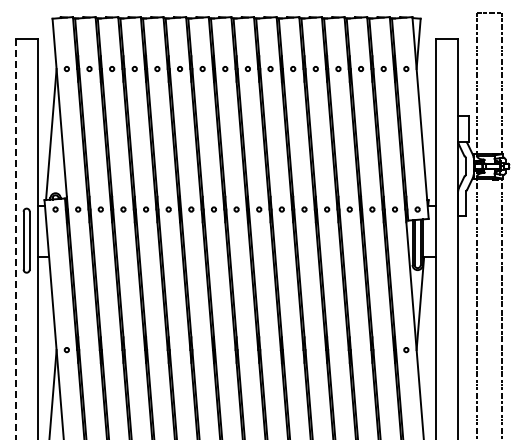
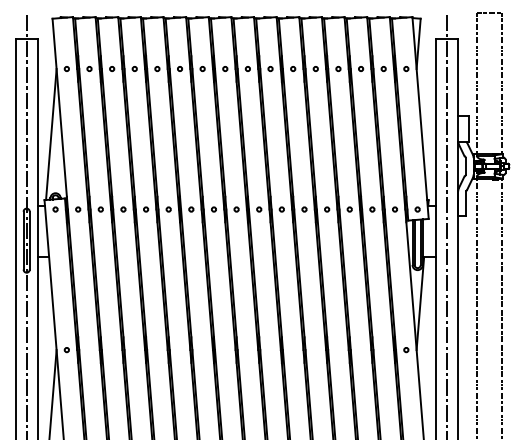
line: none -> present (26, 225)
line: none -> present (446, 225)
line: dashed -> solid (15, 239)
